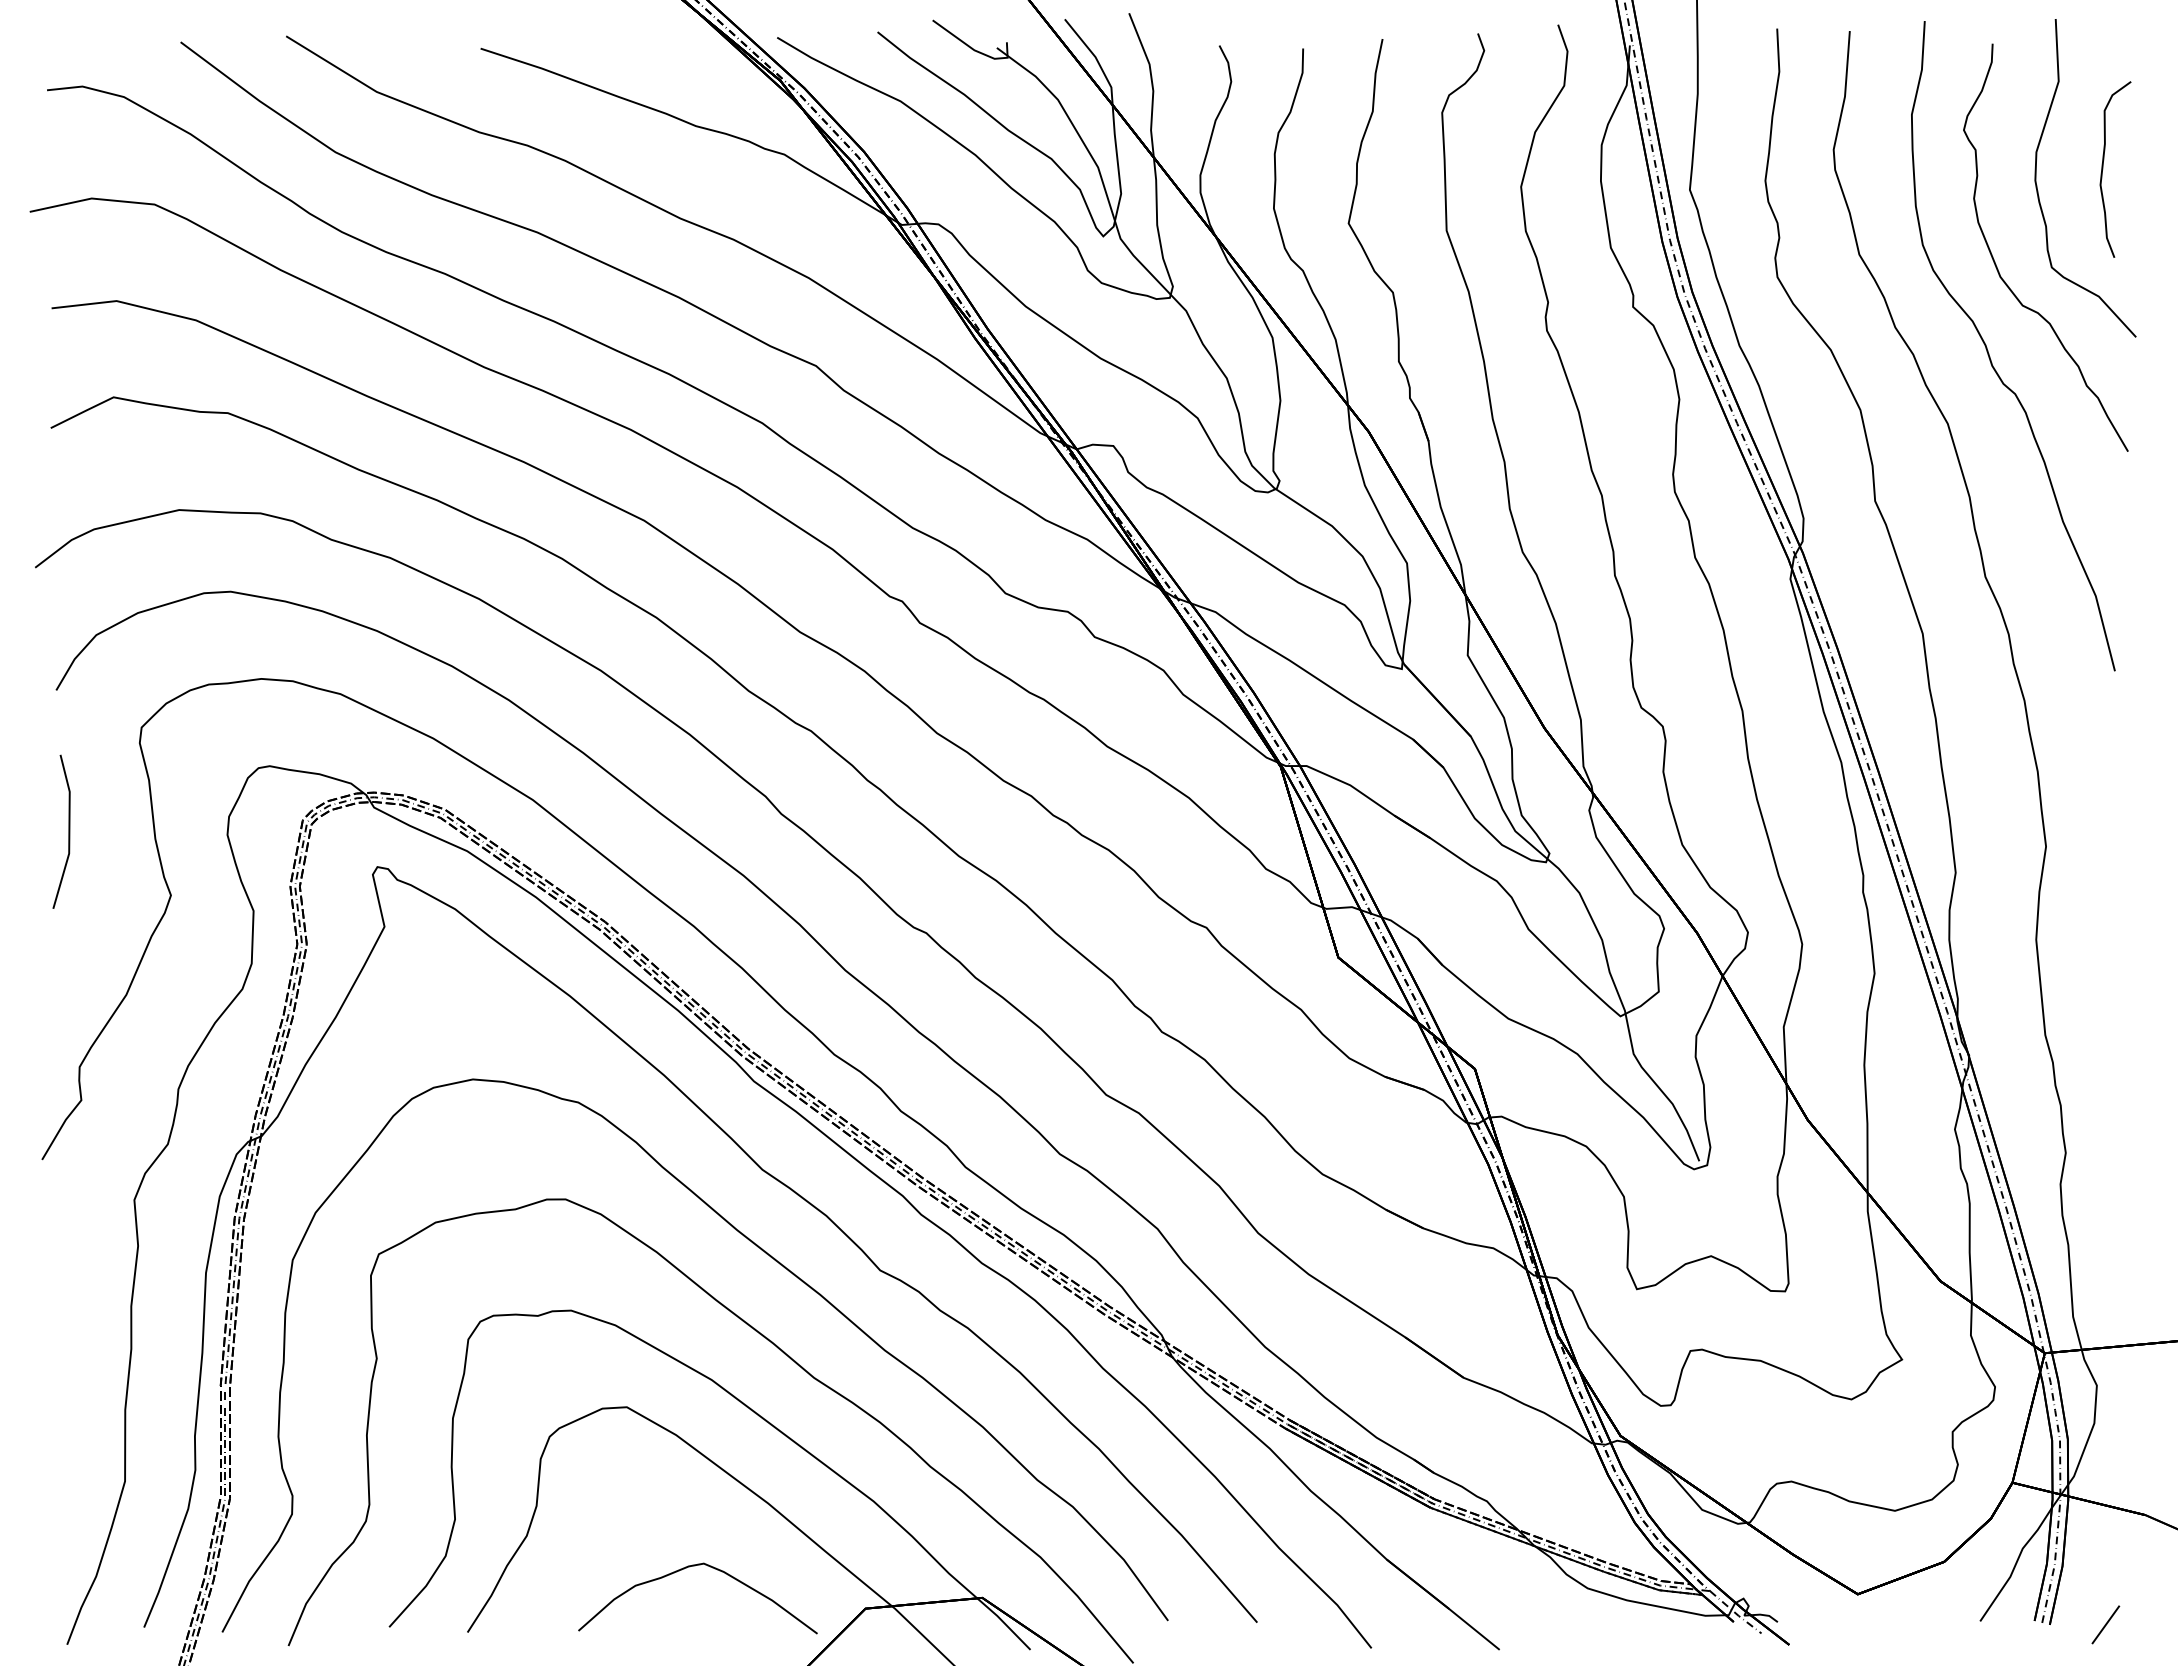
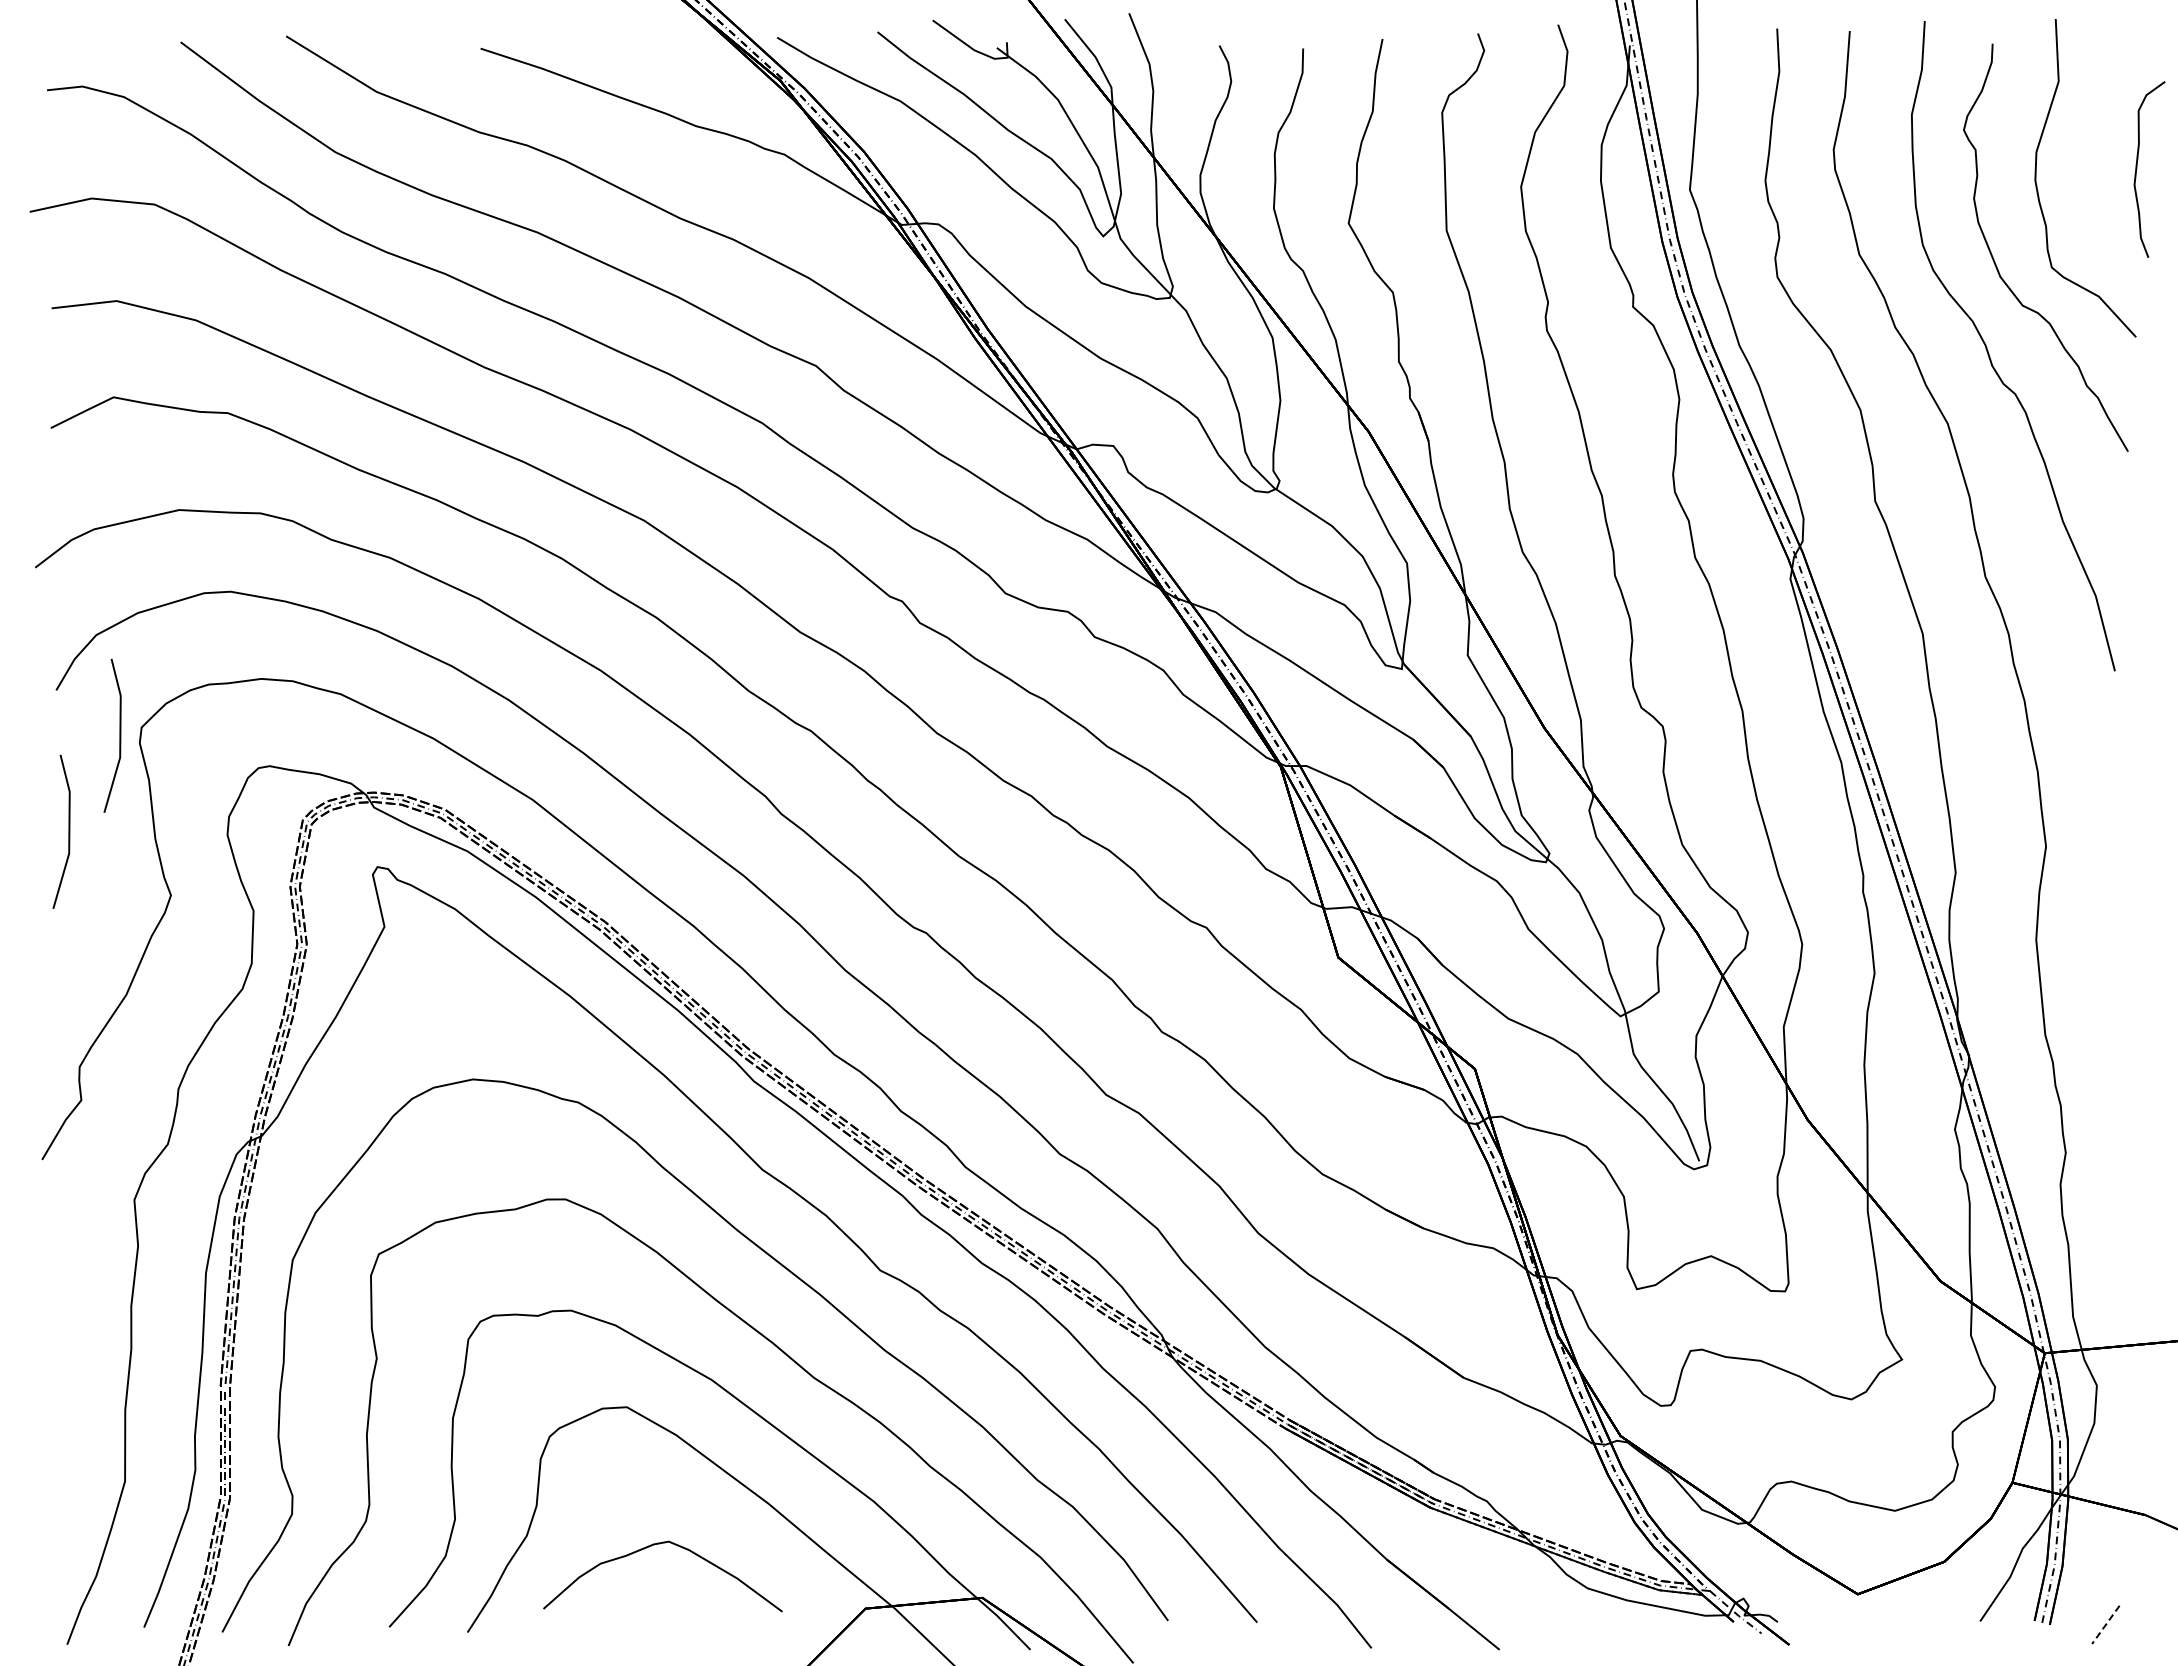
curve position: (2103, 169) -> (2137, 169) (2137, 169)
line: none -> present (119, 735)
curve position: (684, 1569) -> (649, 1547) (649, 1547)
line: solid -> dashed (2105, 1624)
